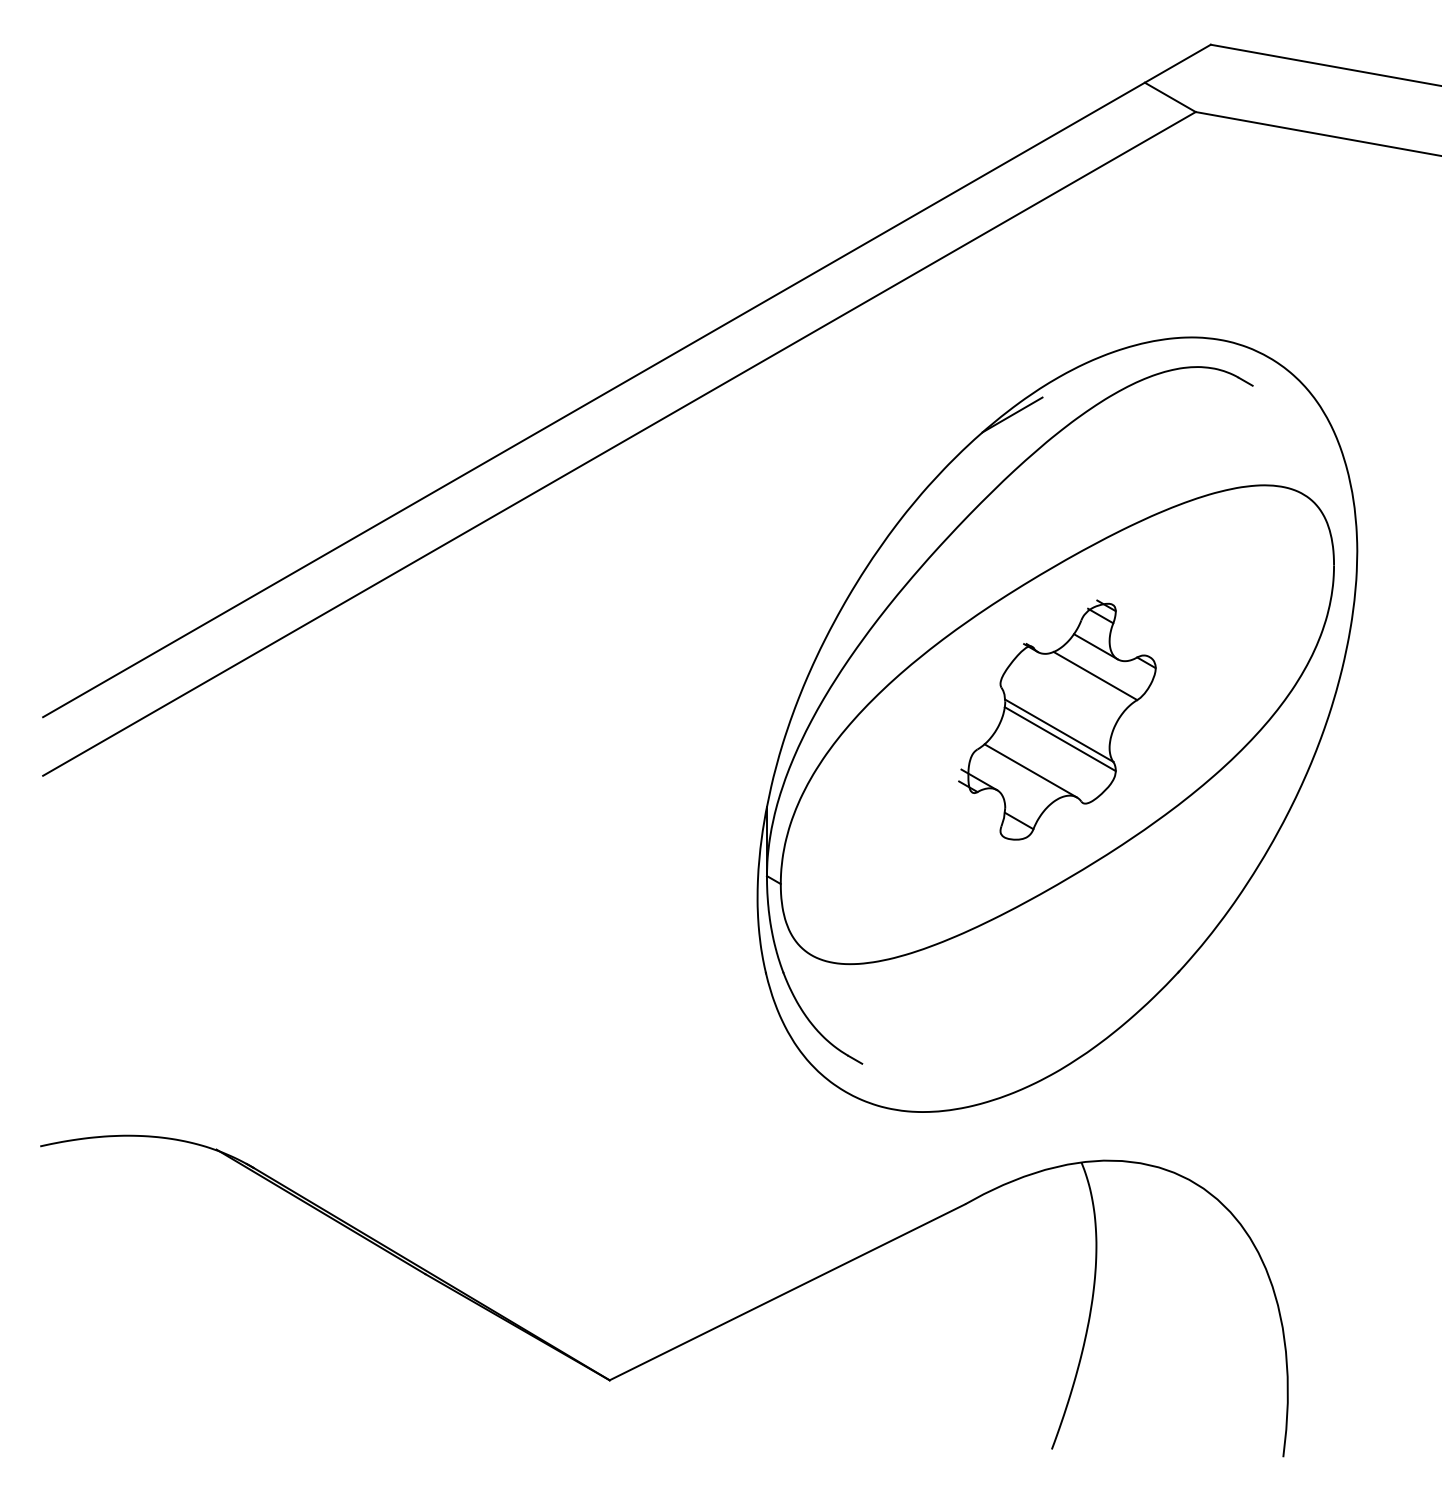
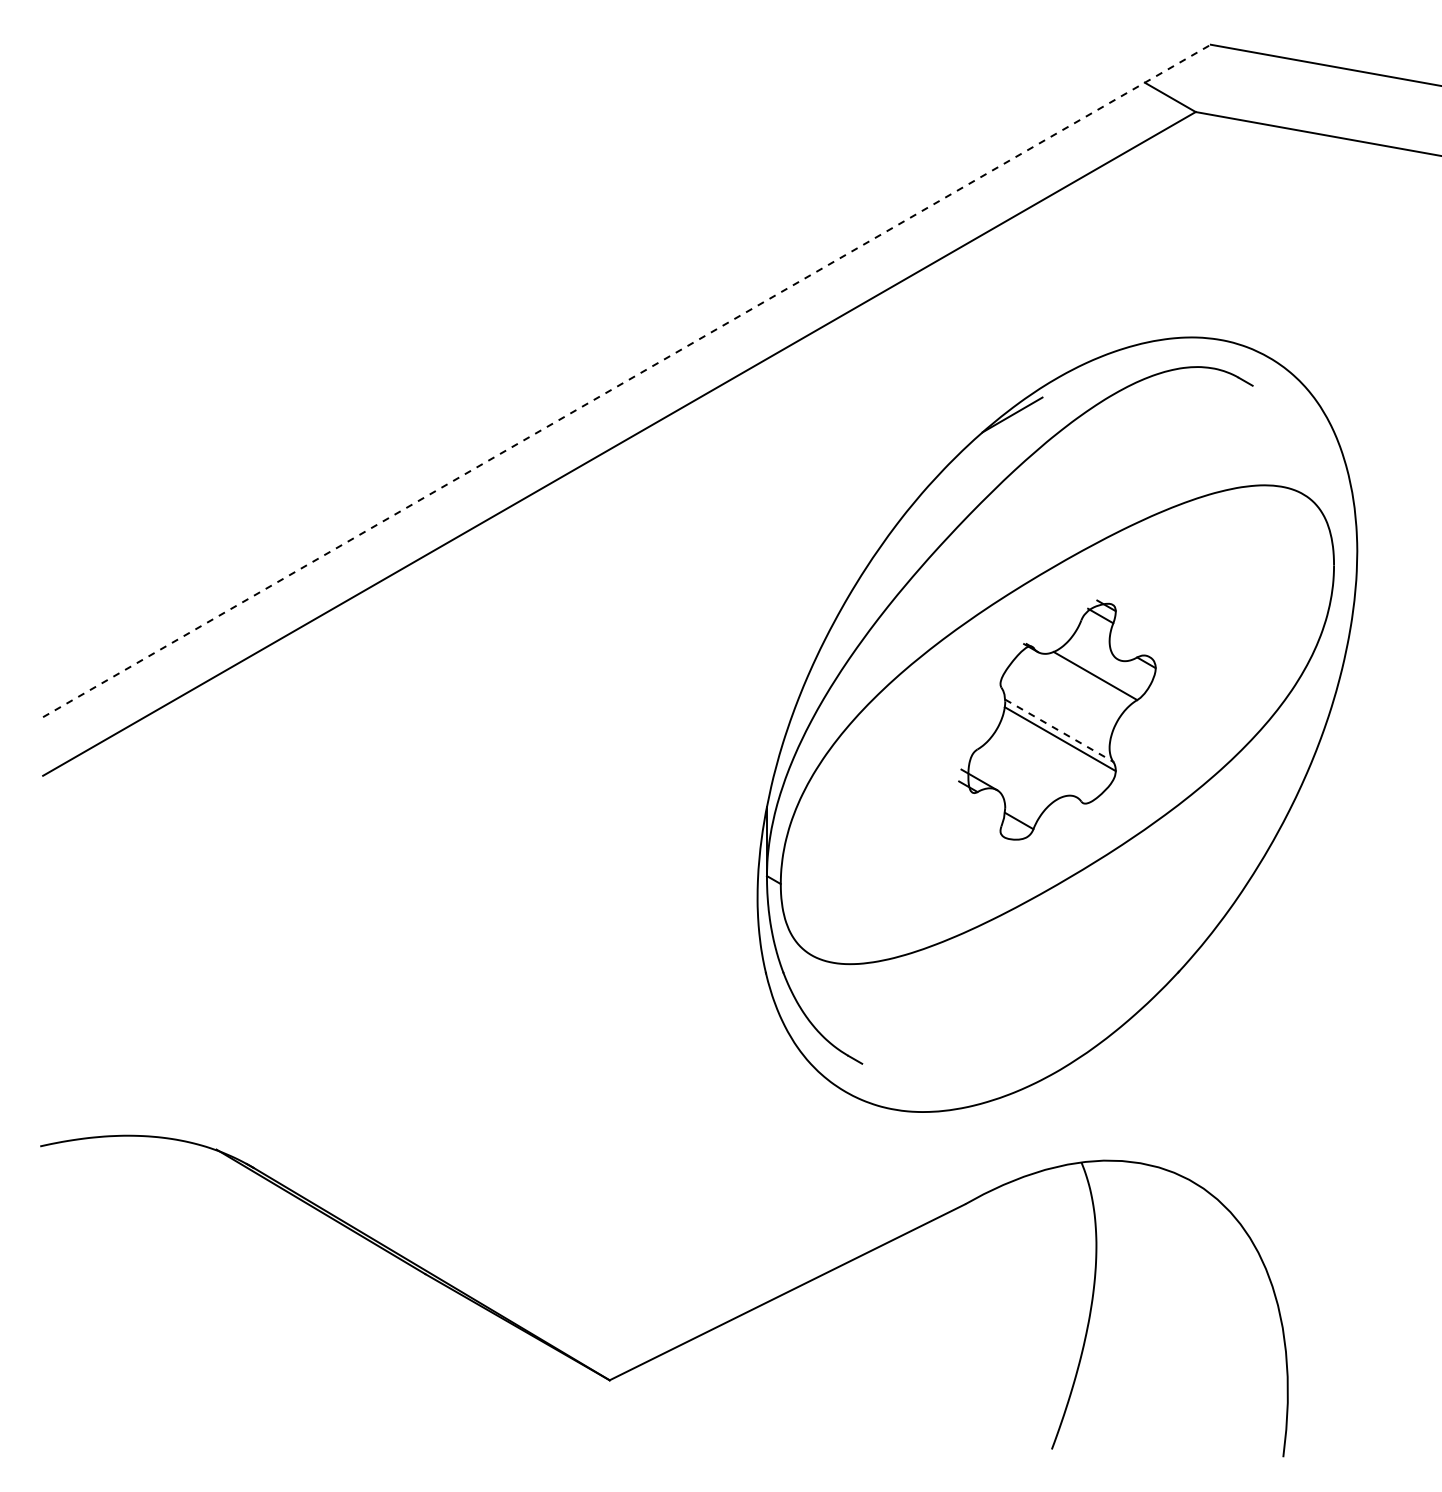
line: solid -> dashed (626, 380)
line: present -> none (1095, 646)
line: solid -> dashed (1059, 730)
line: present -> none (1030, 770)
